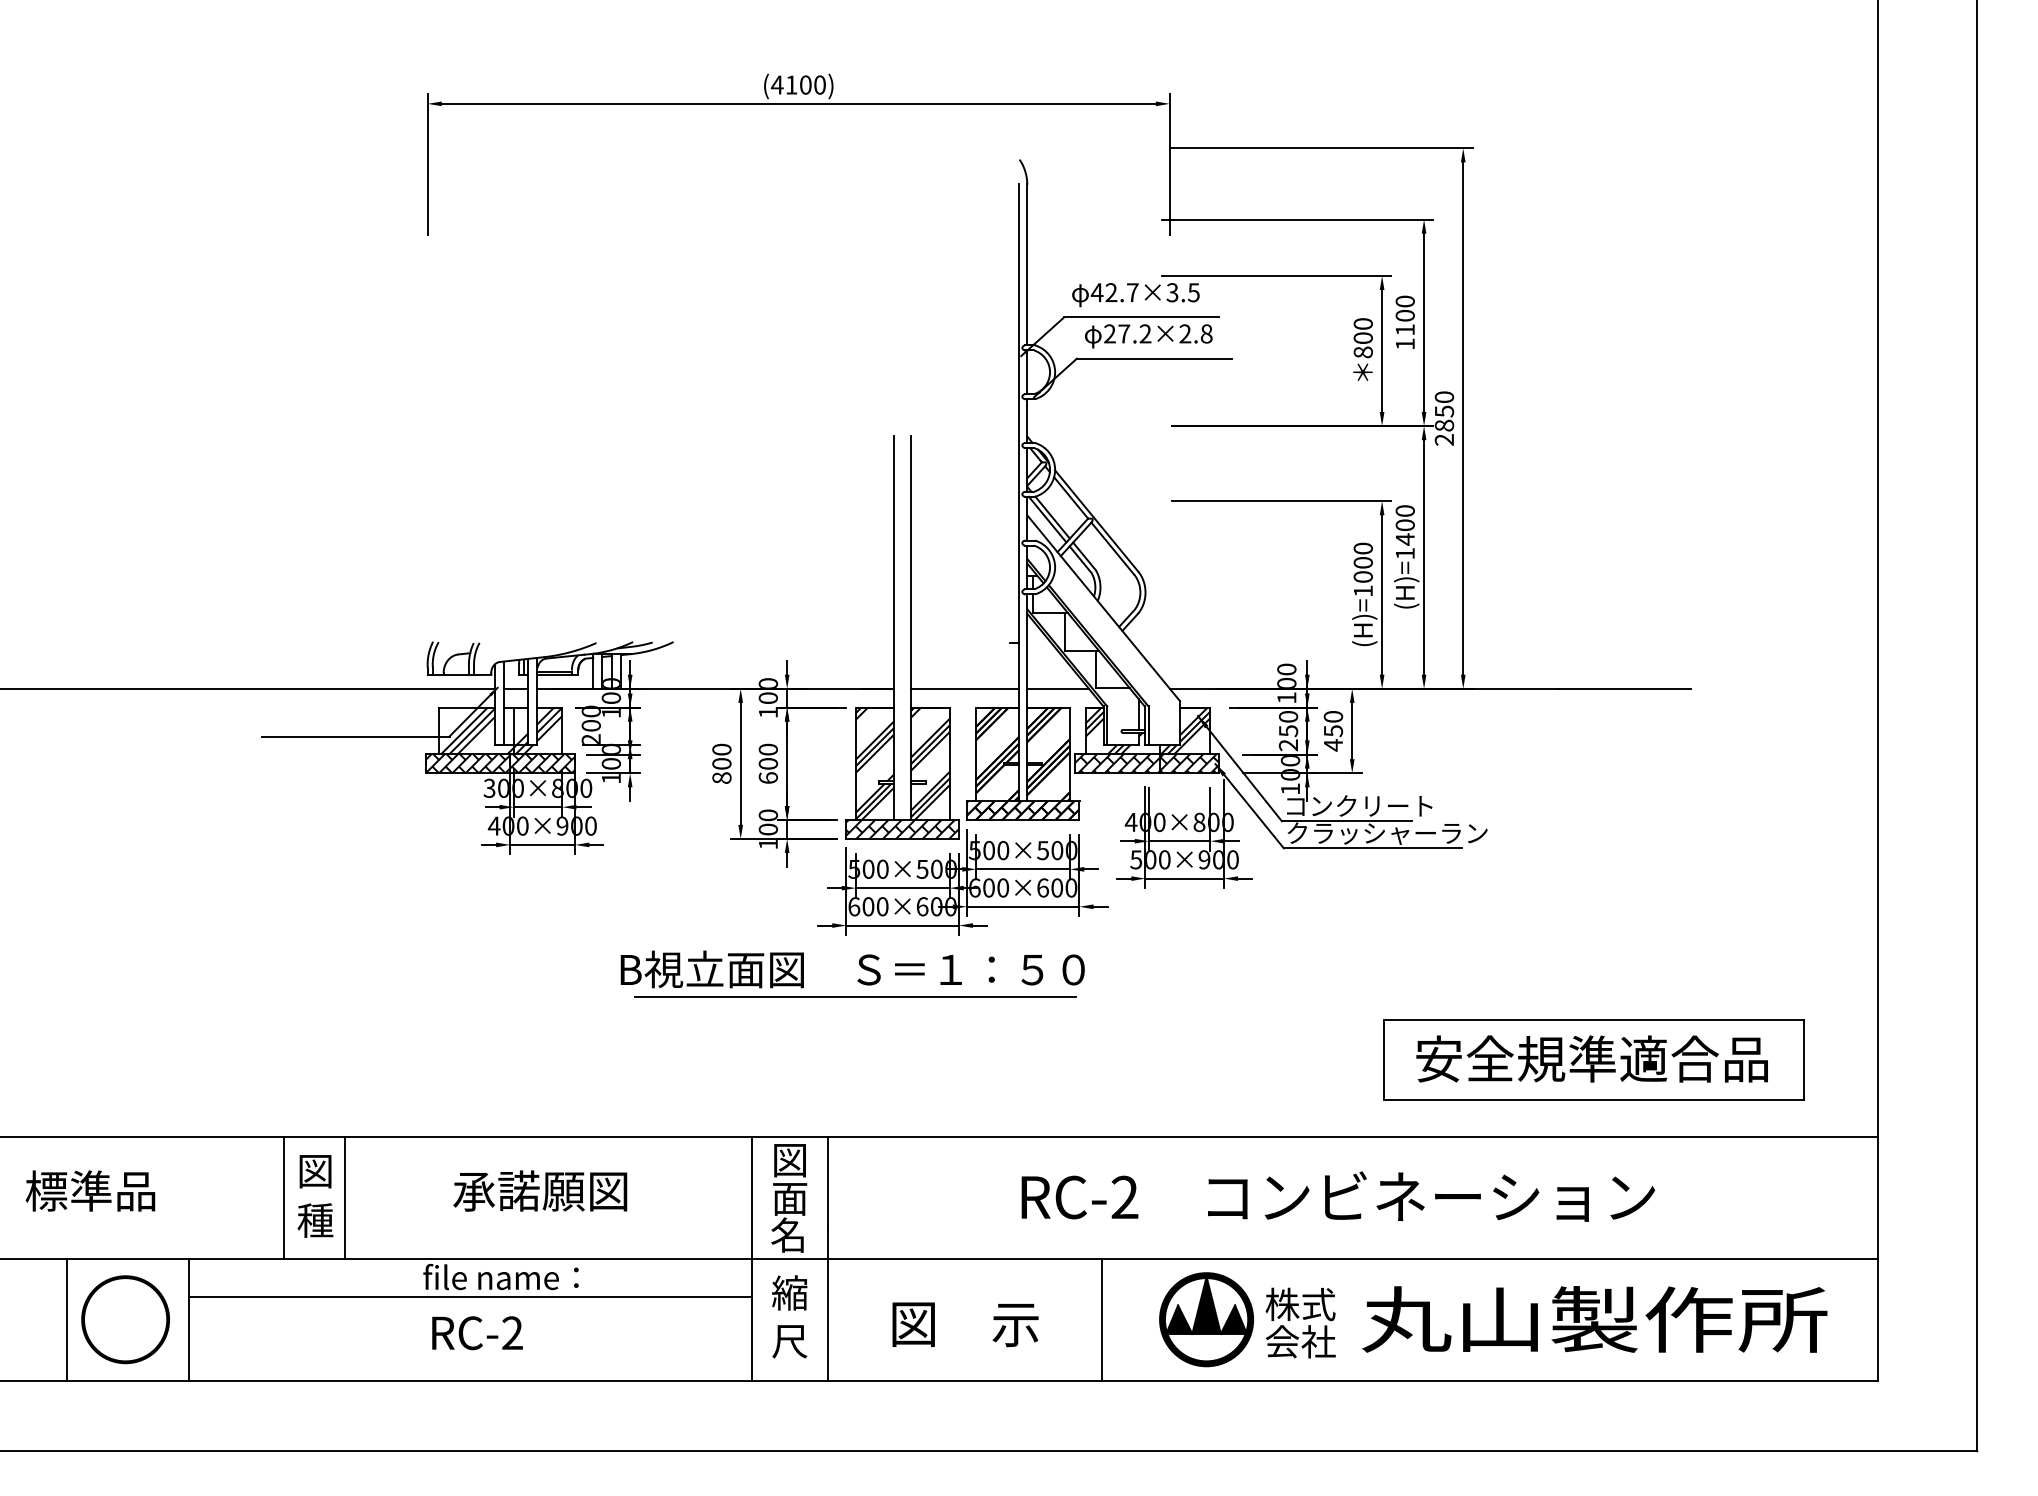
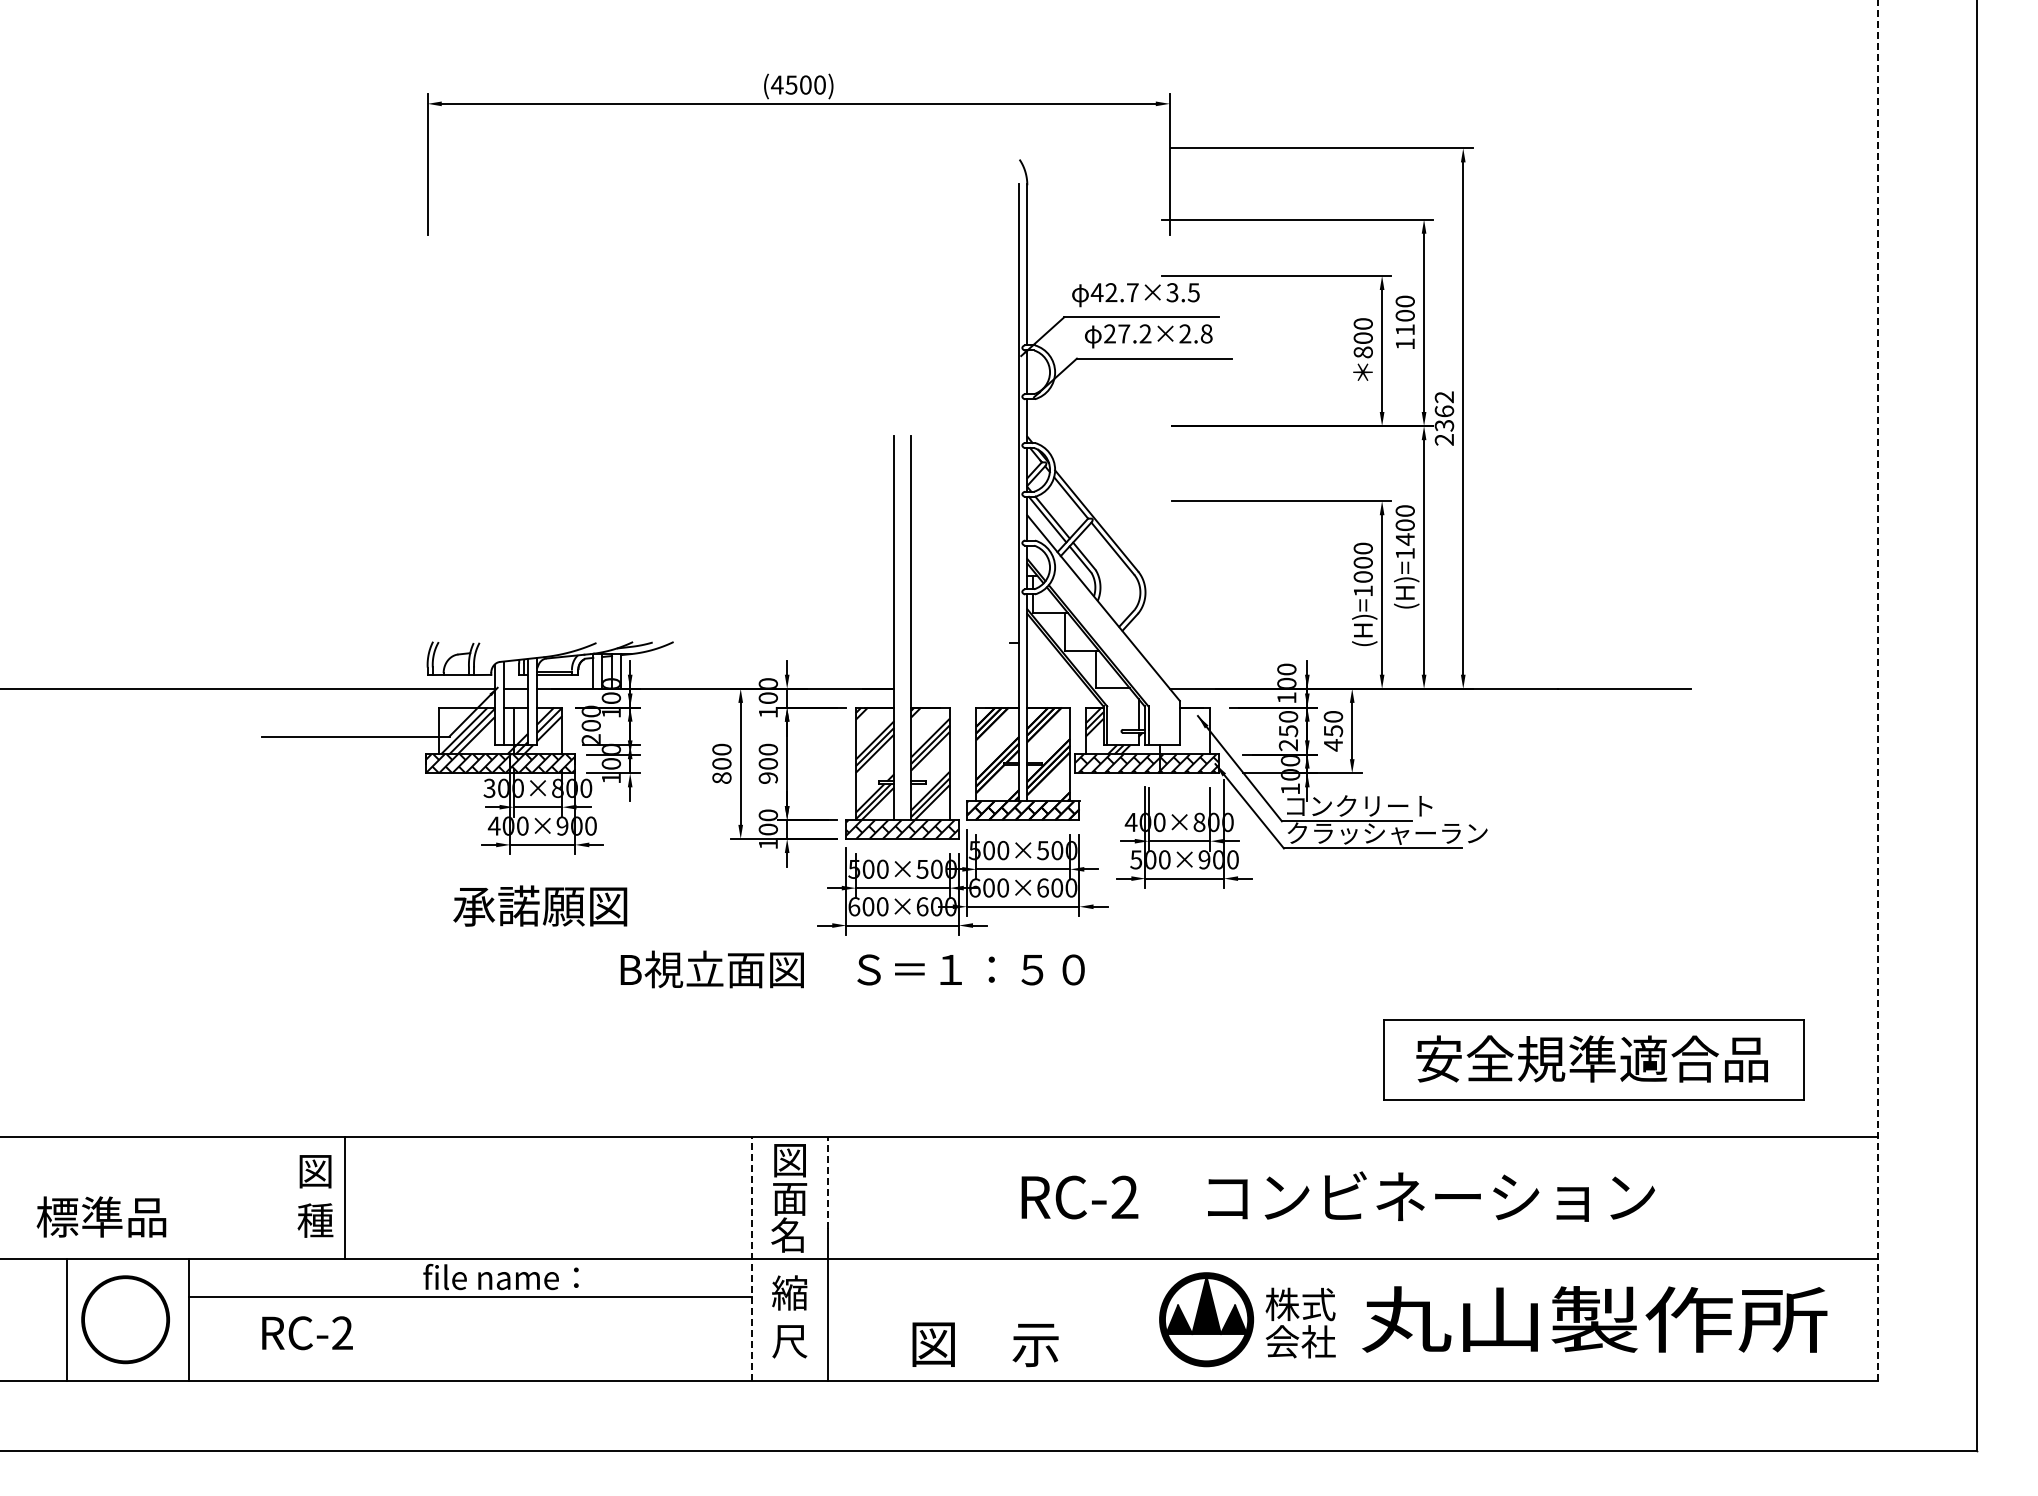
text: (4100) -> (4500) (791, 84)
text: 2850 -> 2362 (1444, 411)
line: present -> none (965, 688)
line: present -> none (1057, 688)
line: solid -> dashed (1878, 691)
hatch: present -> none (1185, 730)
text: 600 -> 900 (768, 777)
line: present -> none (855, 997)
line: solid -> dashed (828, 1183)
text position: (90, 1190) -> (101, 1216) (101, 1216)
text position: (540, 1190) -> (540, 905) (540, 905)
line: present -> none (283, 1198)
line: solid -> dashed (752, 1259)
line: present -> none (1101, 1320)
text position: (965, 1324) -> (985, 1344) (985, 1344)
text position: (477, 1333) -> (307, 1333) (307, 1333)
